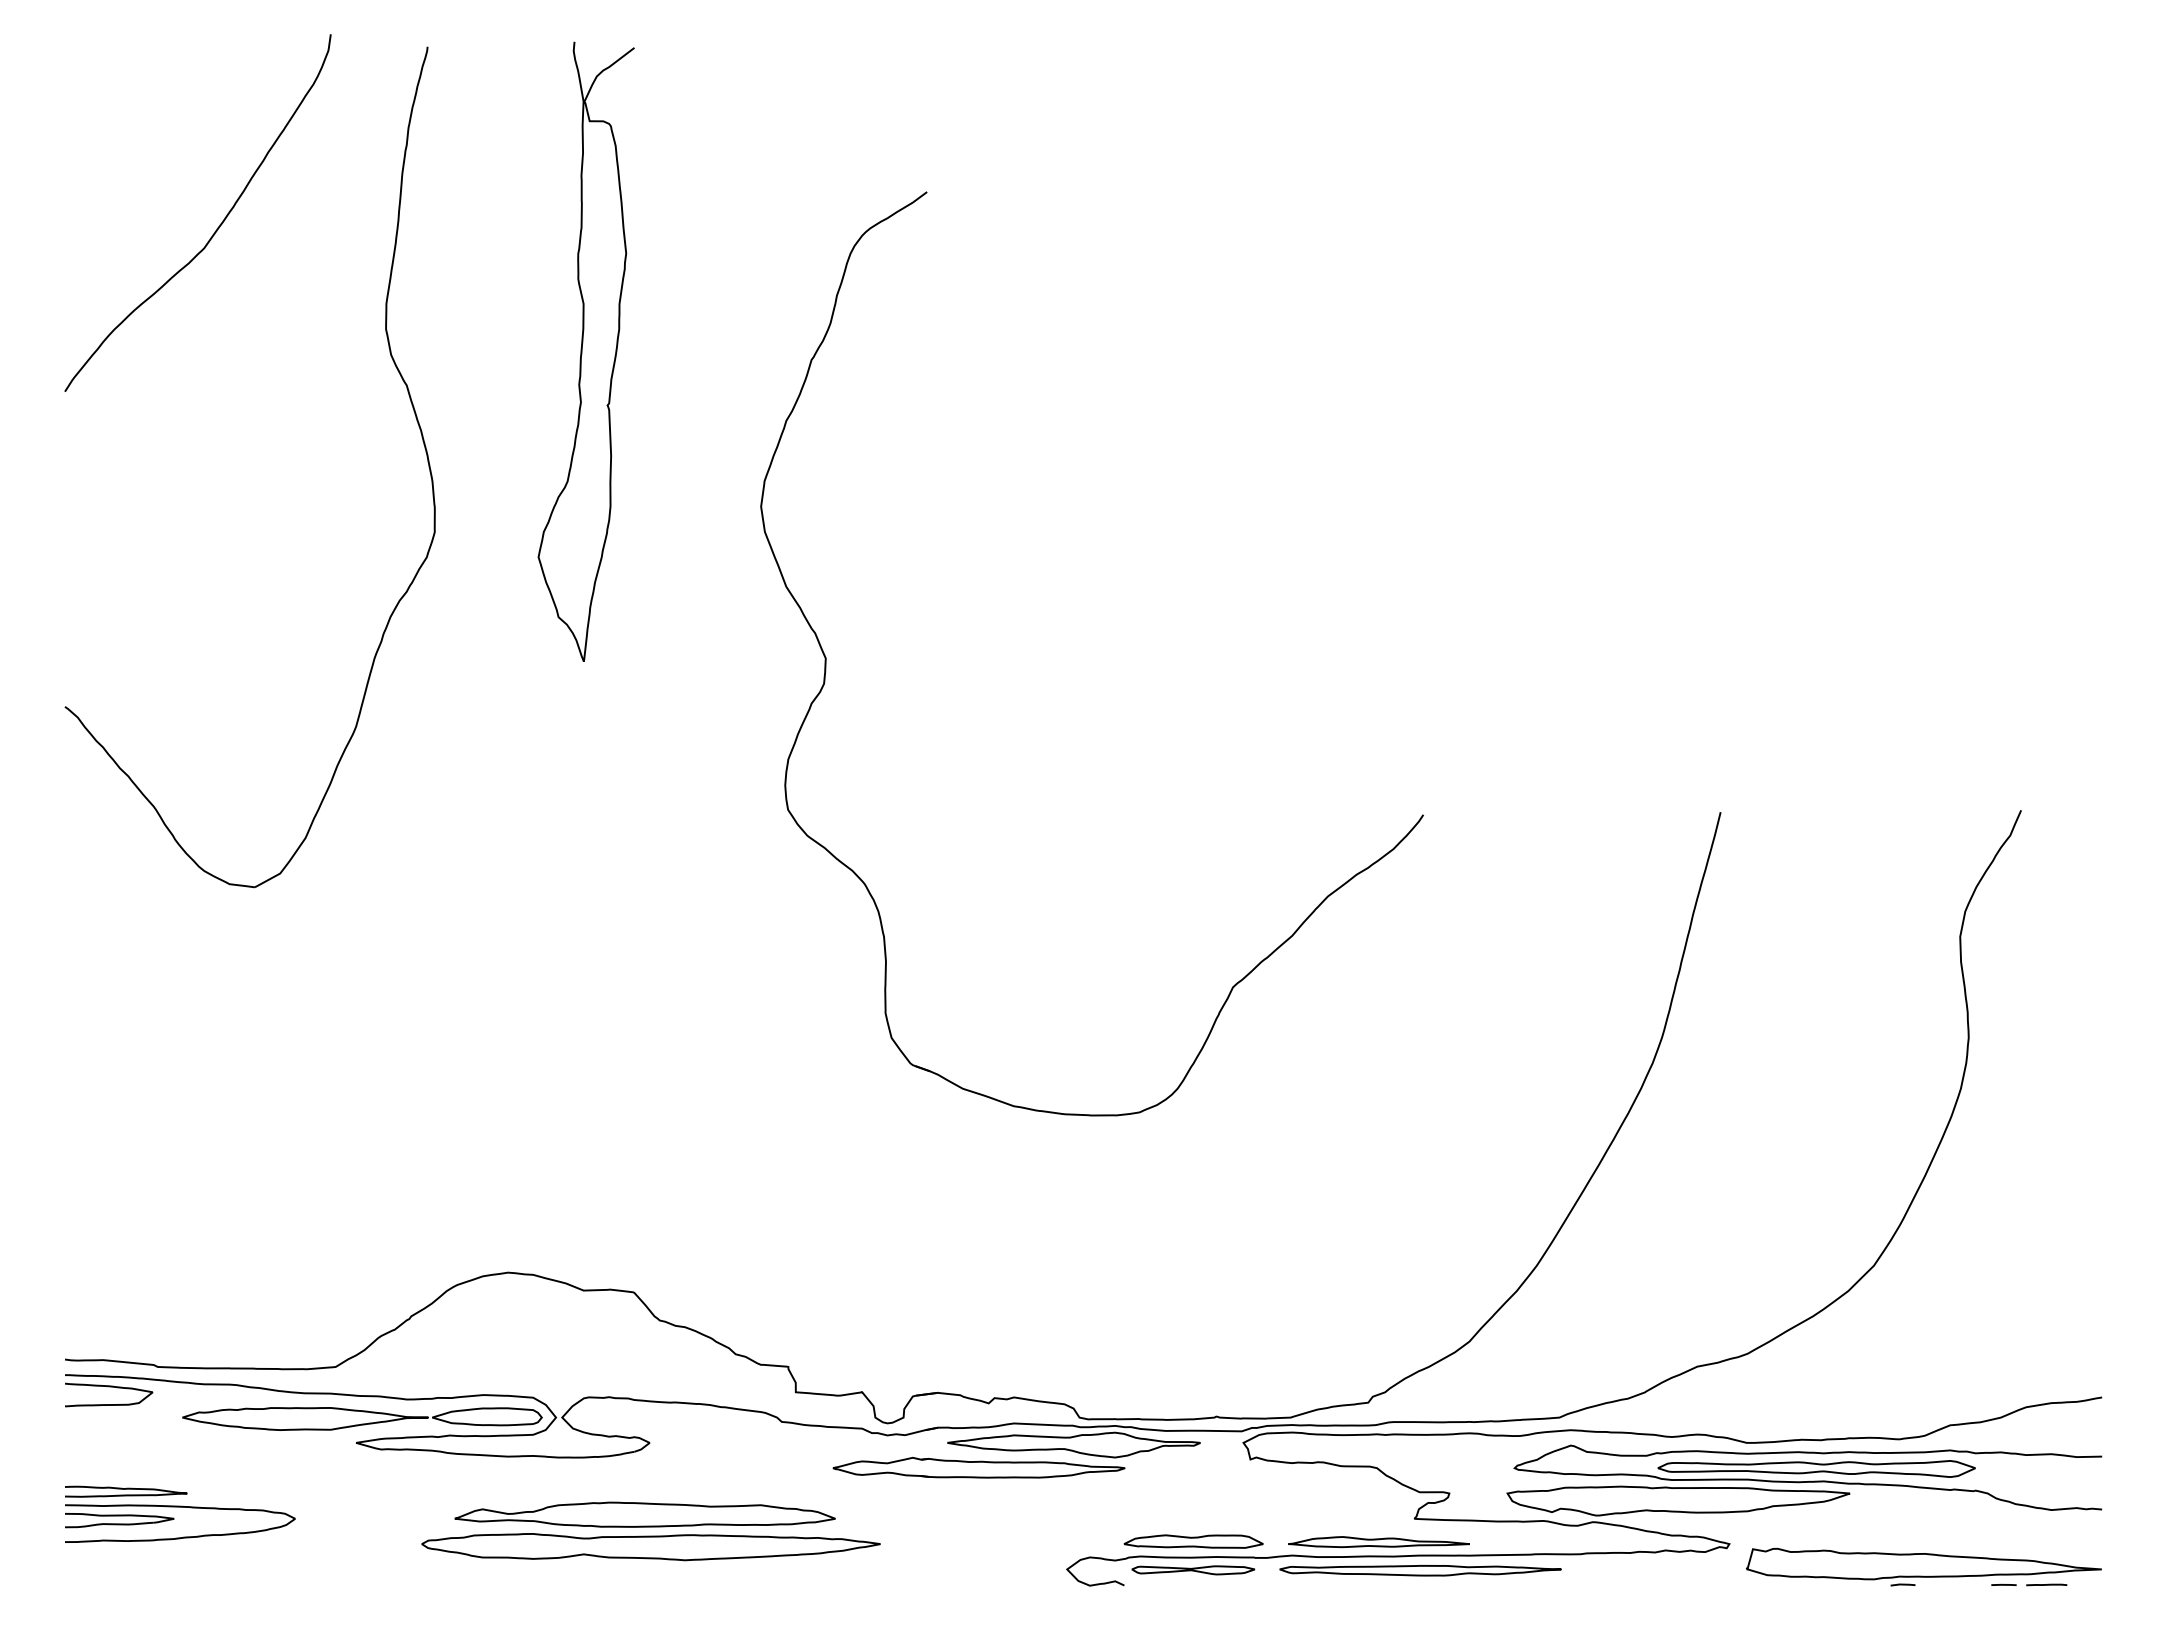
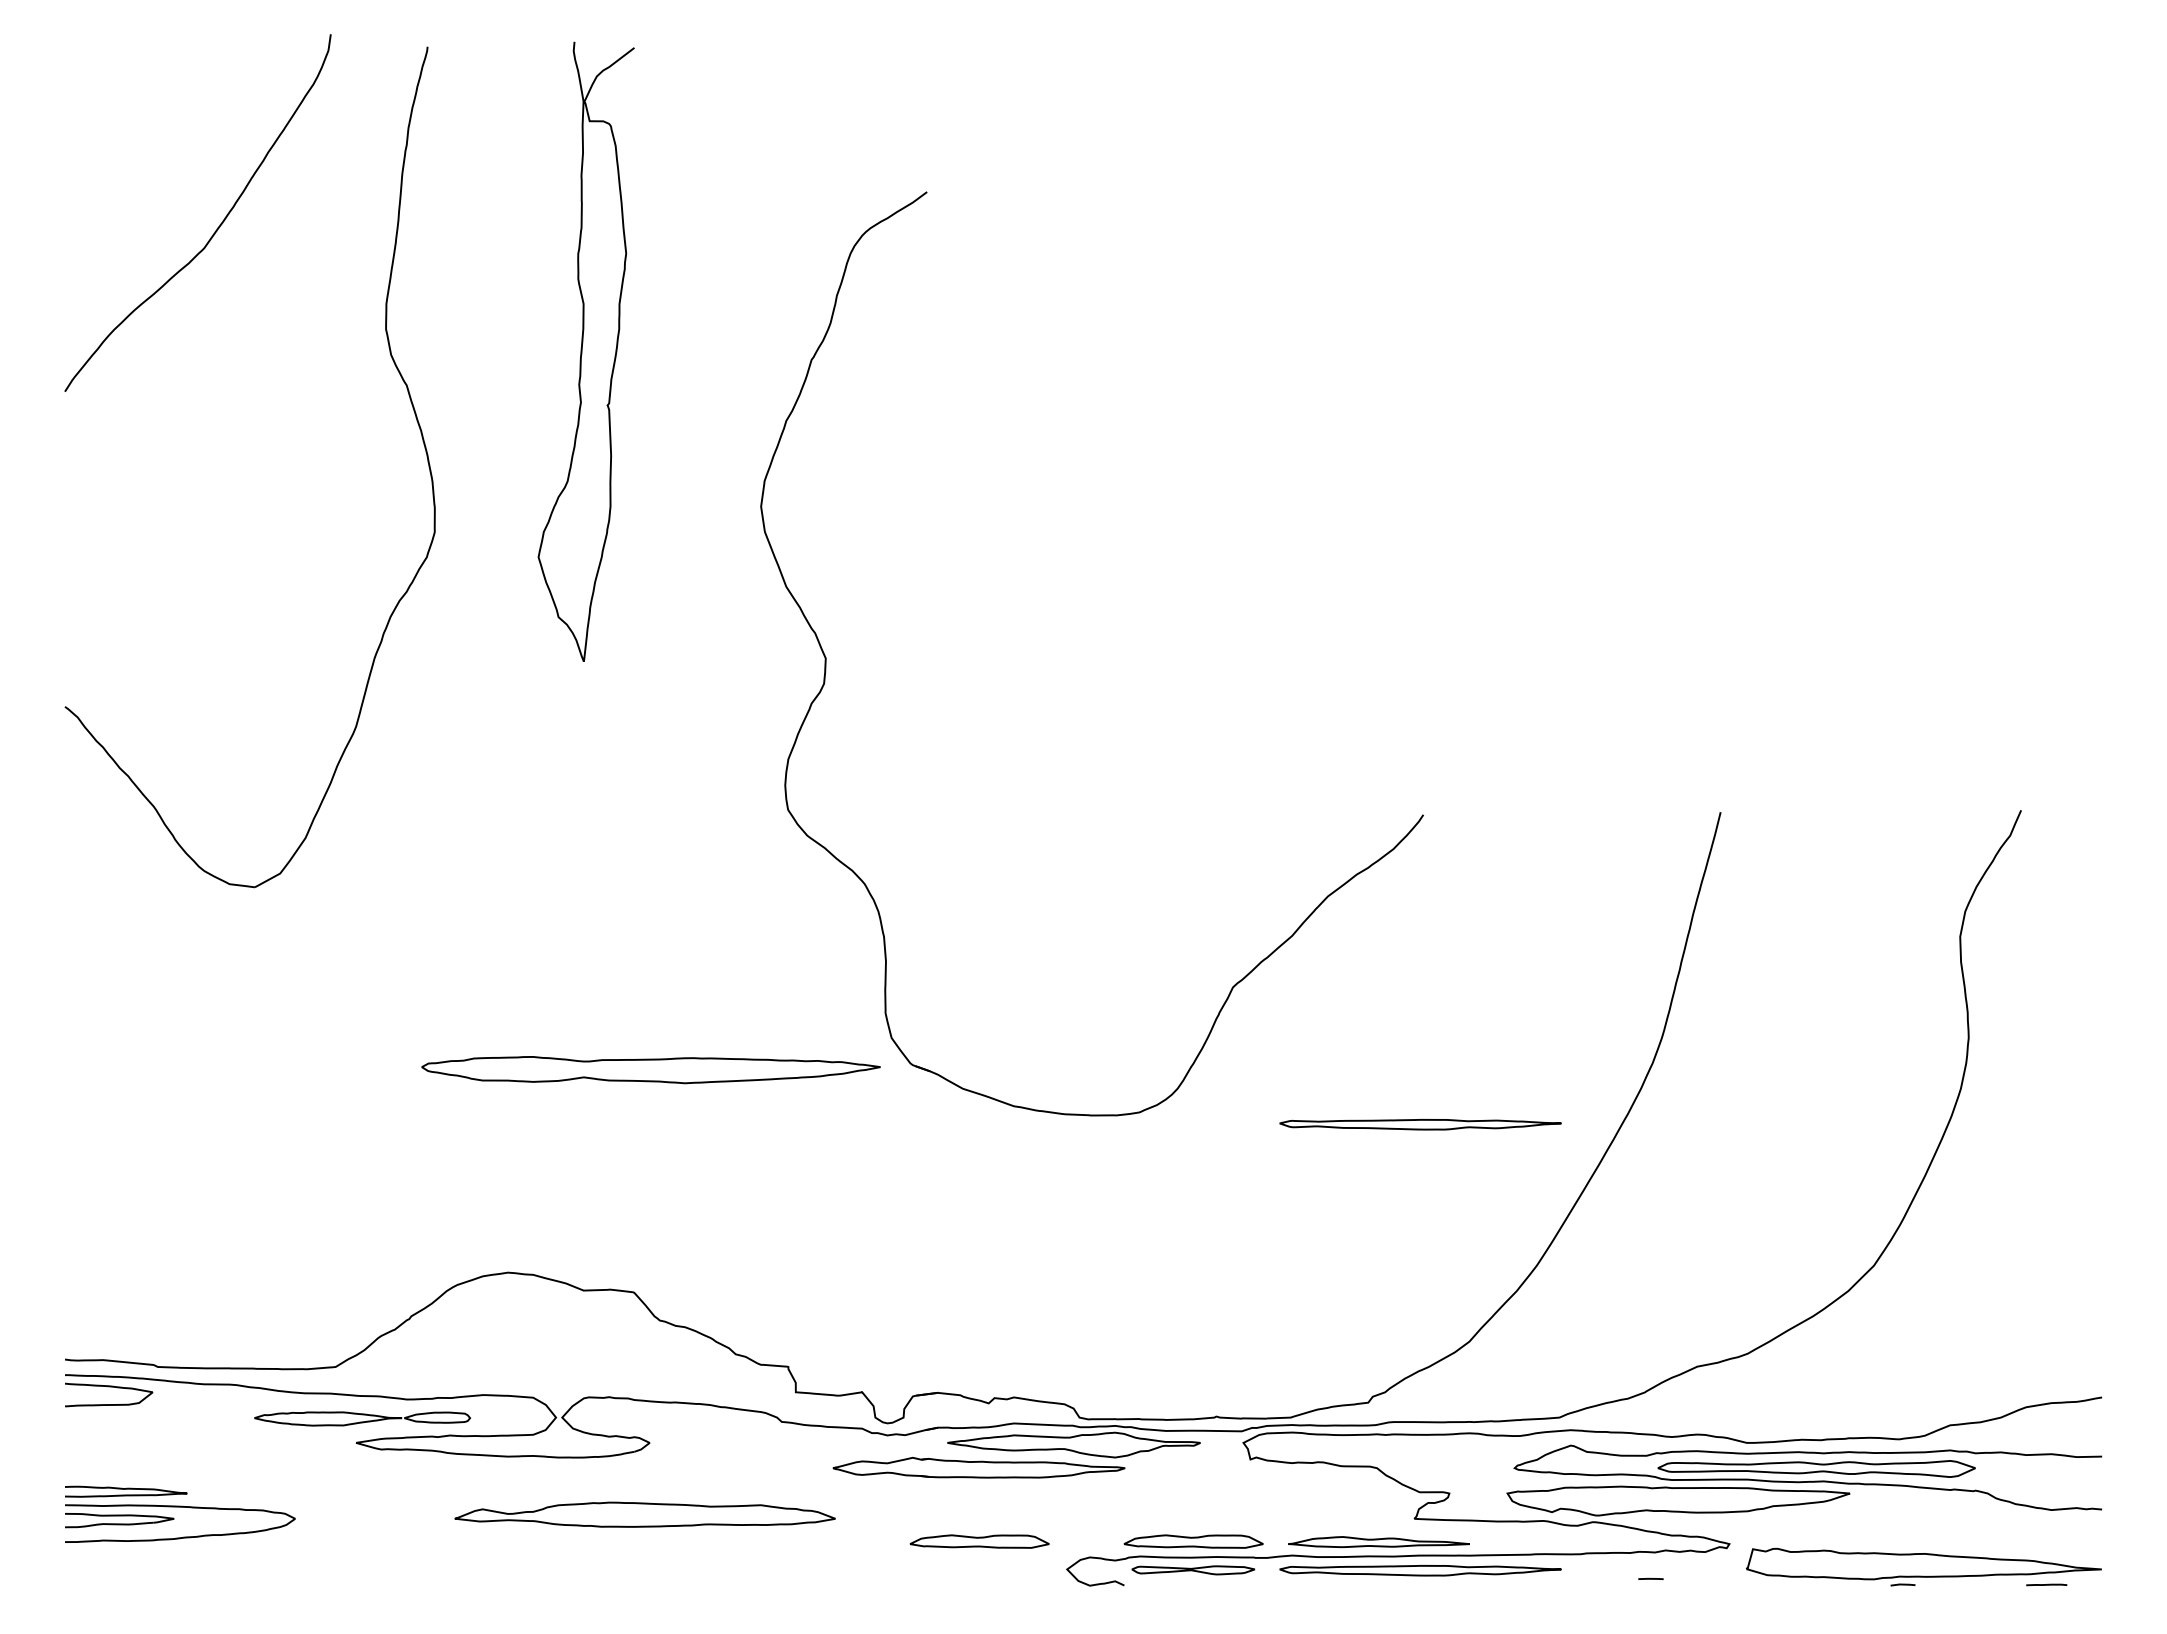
part: none -> present (1420, 1124)
part size: 361x24 px -> 218x16 px (362, 1418)
part: none -> present (979, 1541)
part position: (650, 1547) -> (650, 1070) (650, 1070)
line position: (2003, 1584) -> (1650, 1578) (1650, 1578)
